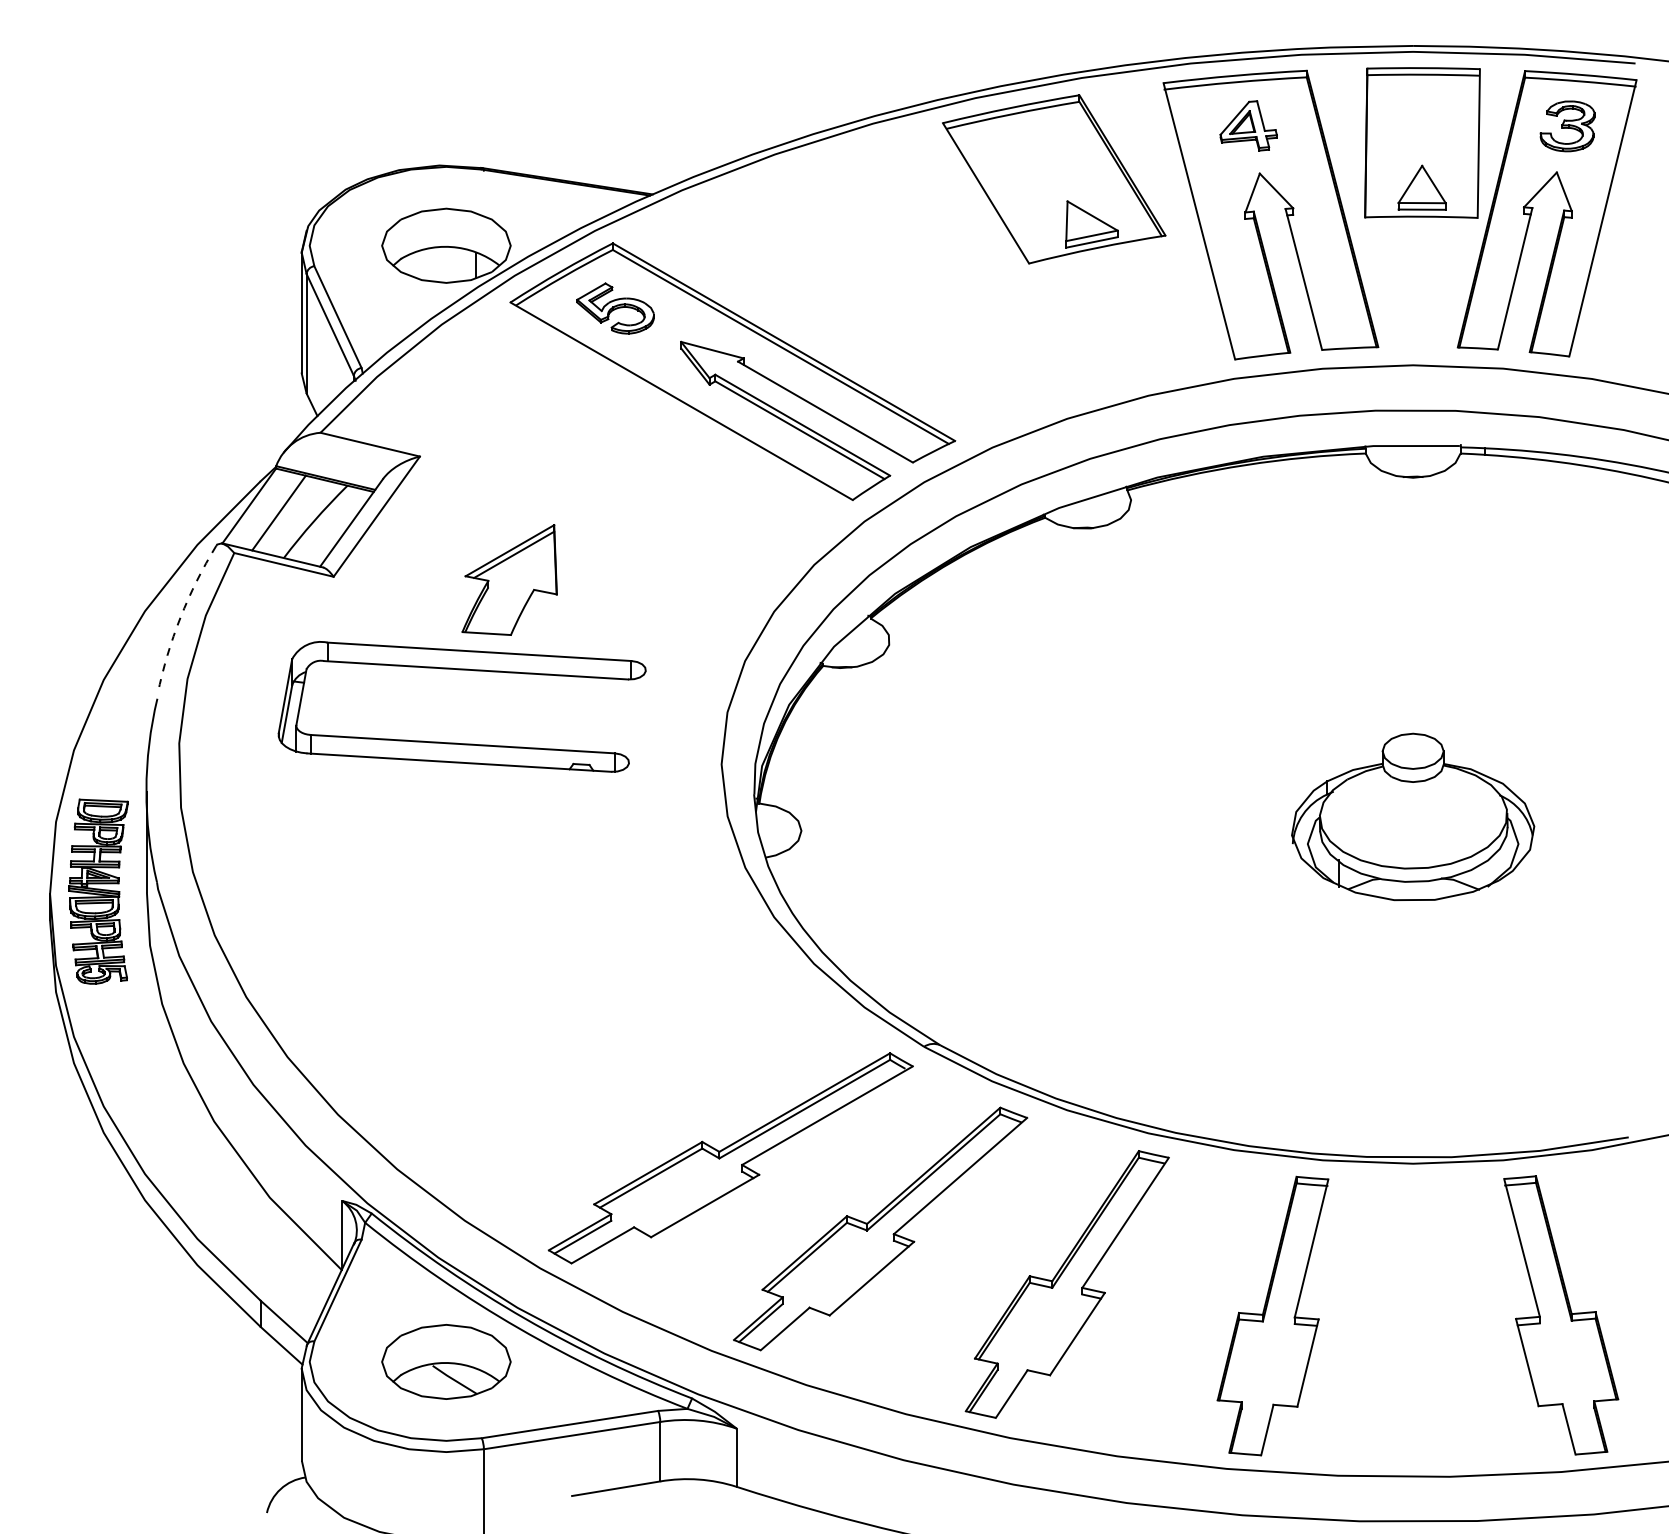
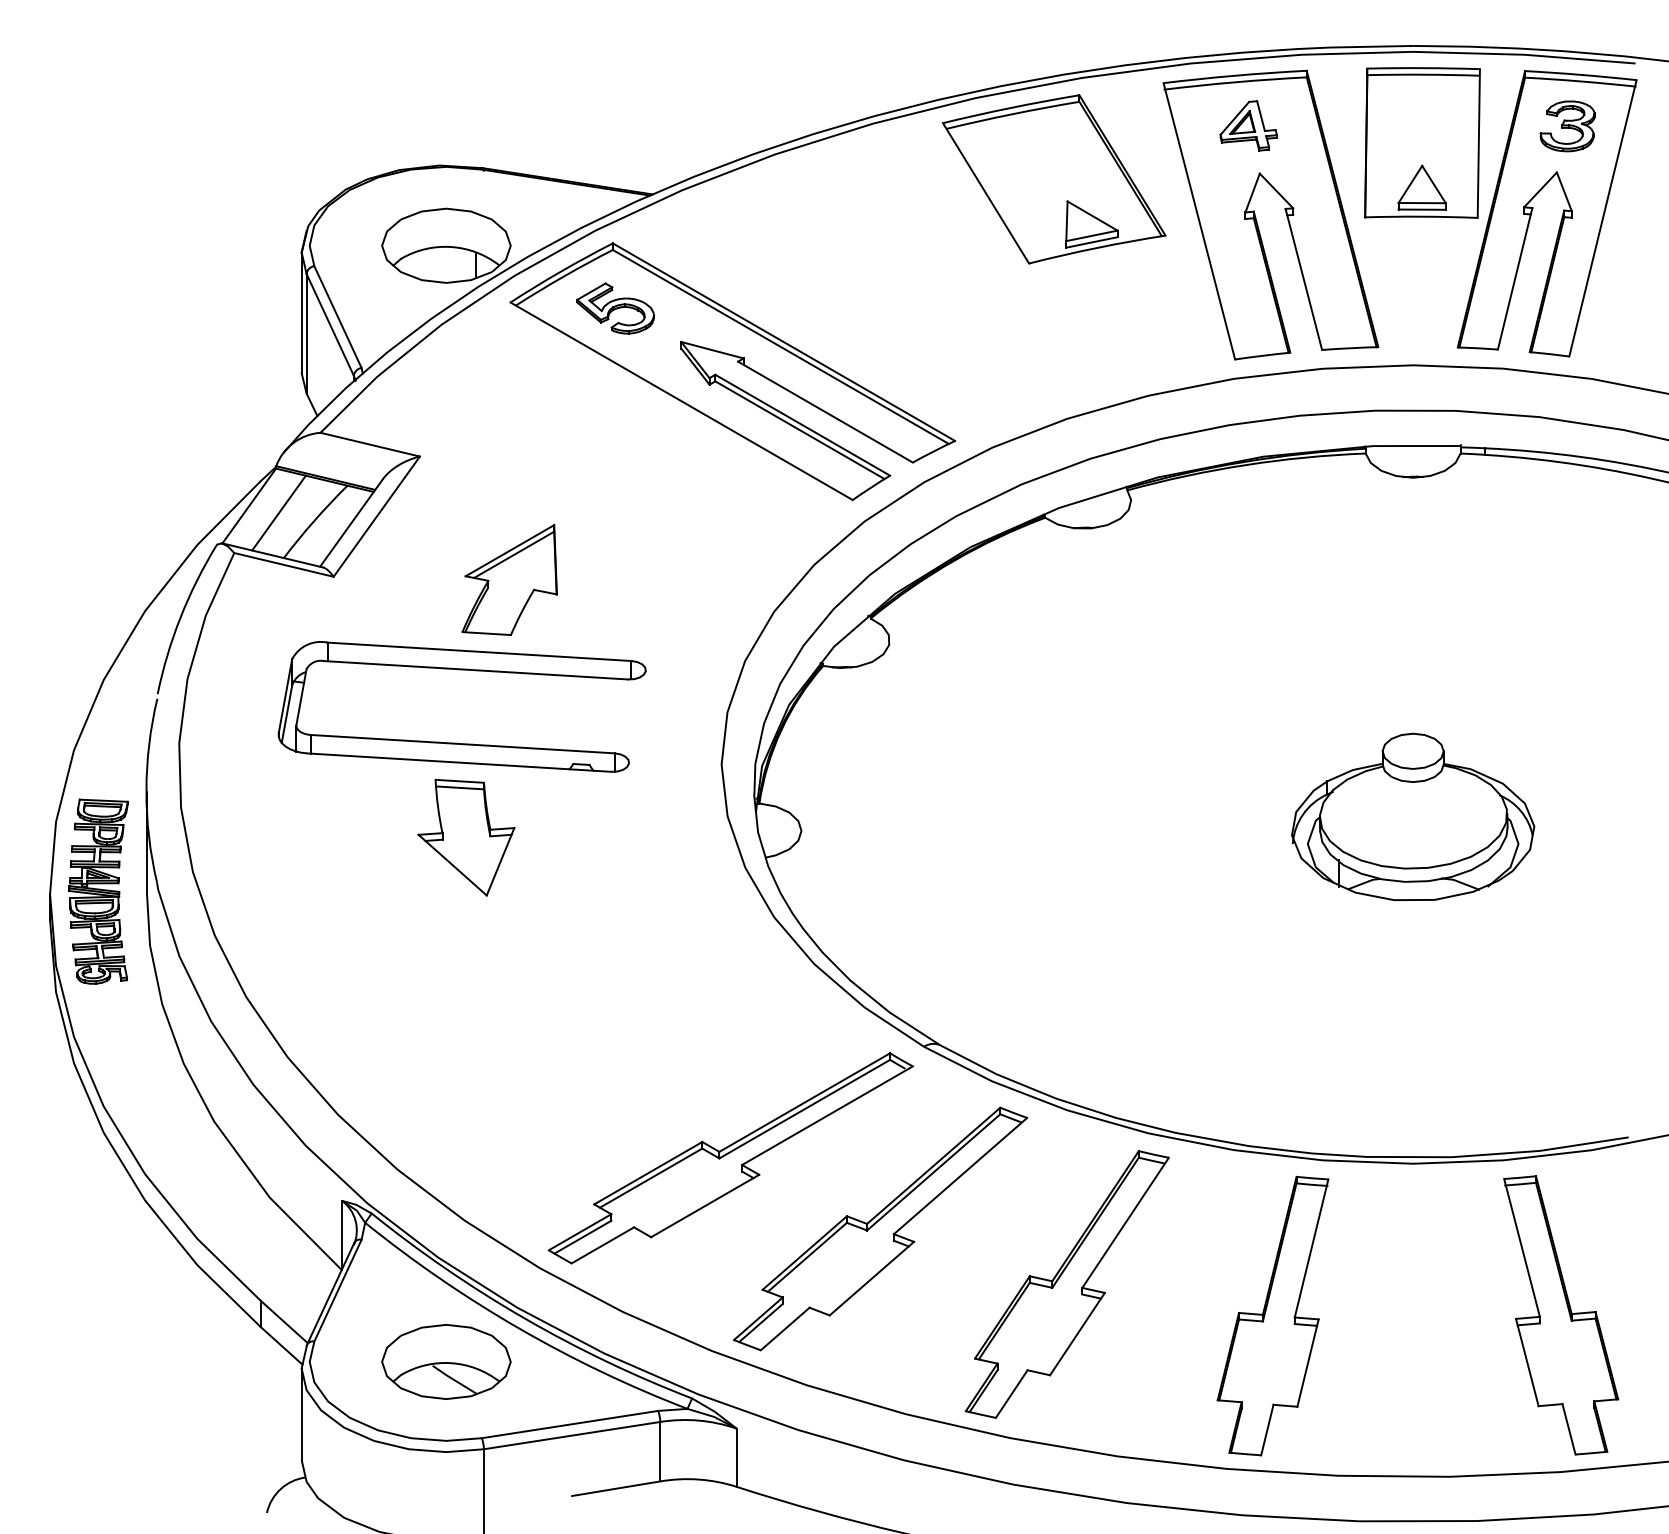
arc: dashed -> solid (180, 617)
part: none -> present (466, 837)
